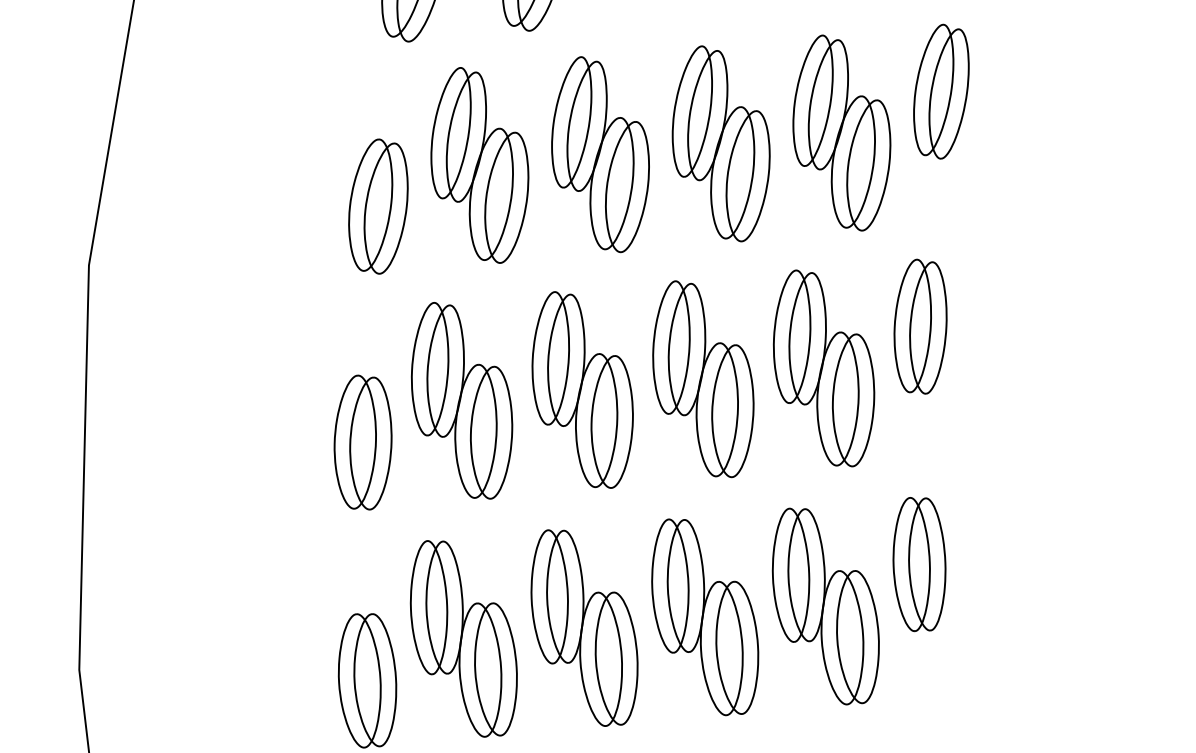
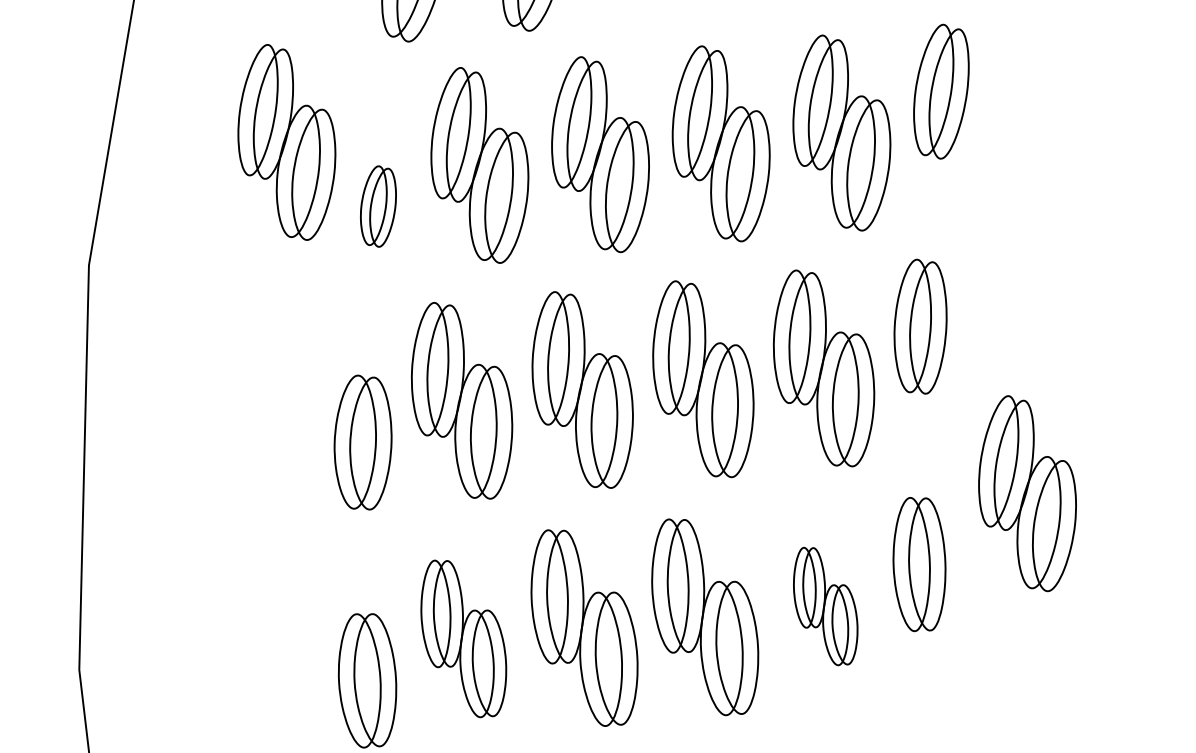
part: none -> present (286, 142)
part size: 61x137 px -> 37x83 px (378, 206)
part: none -> present (1027, 493)
part size: 109x199 px -> 66x121 px (825, 606)
part size: 109x198 px -> 88x160 px (463, 638)
